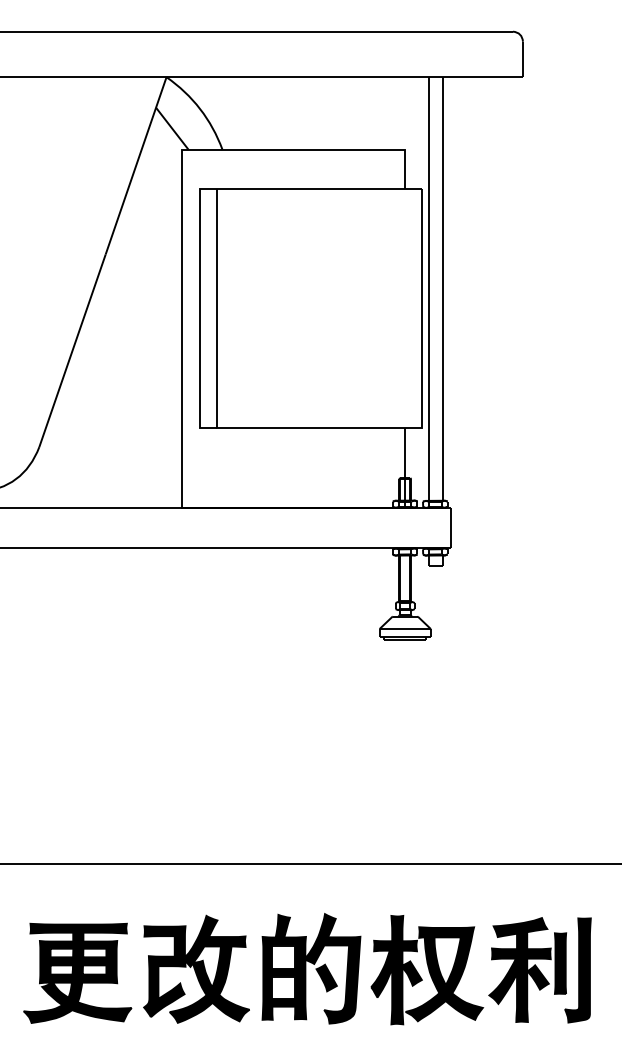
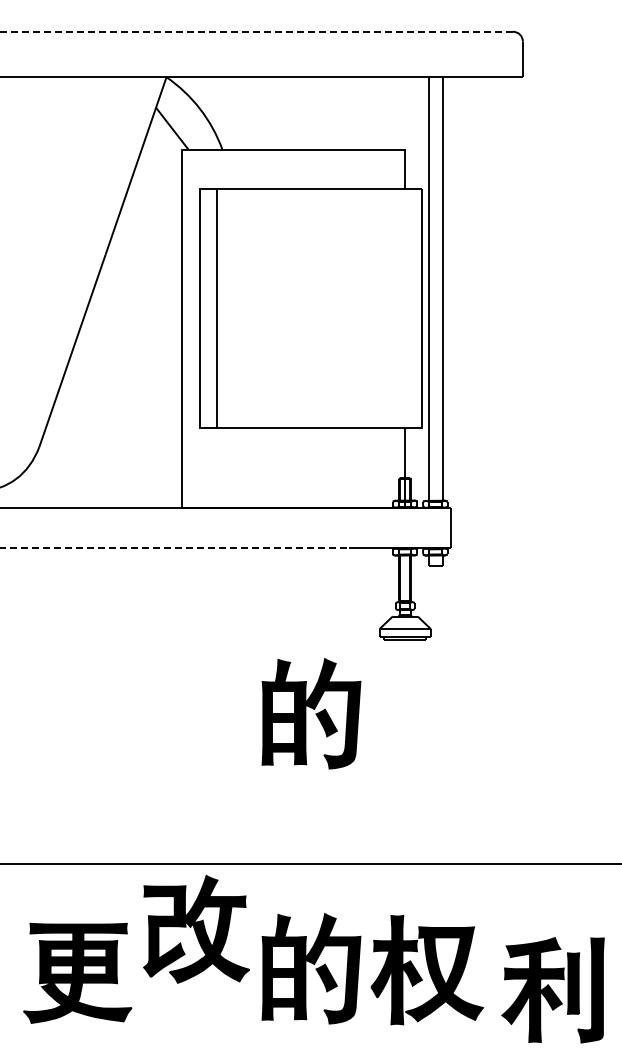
line: solid -> dashed (256, 31)
line: solid -> dashed (175, 548)
part: none -> present (311, 713)
part position: (196, 968) -> (196, 928) (196, 928)
part position: (539, 970) -> (552, 990) (552, 990)
